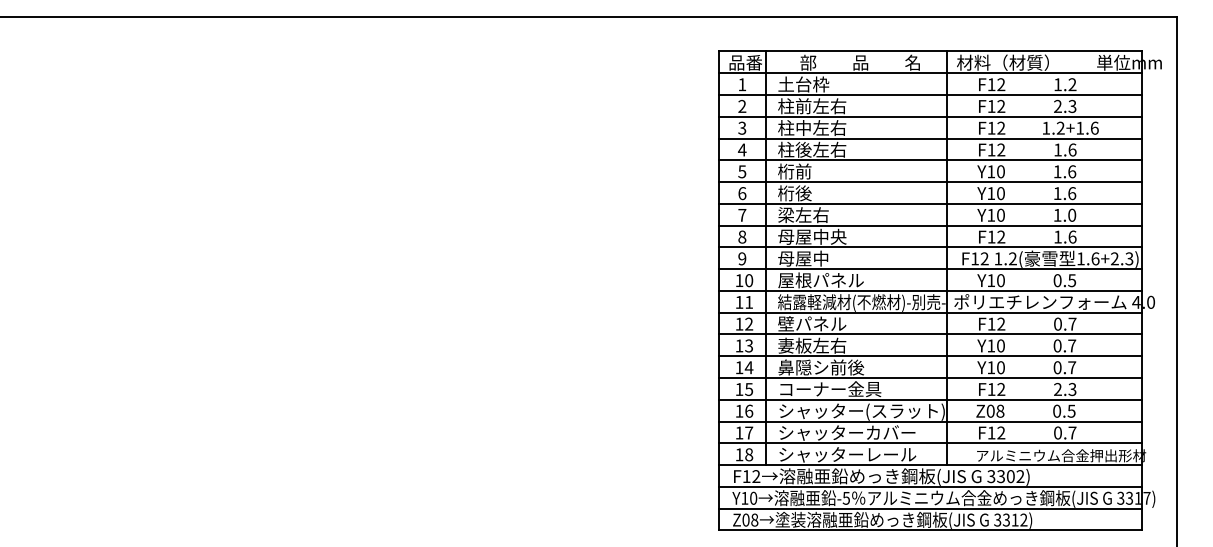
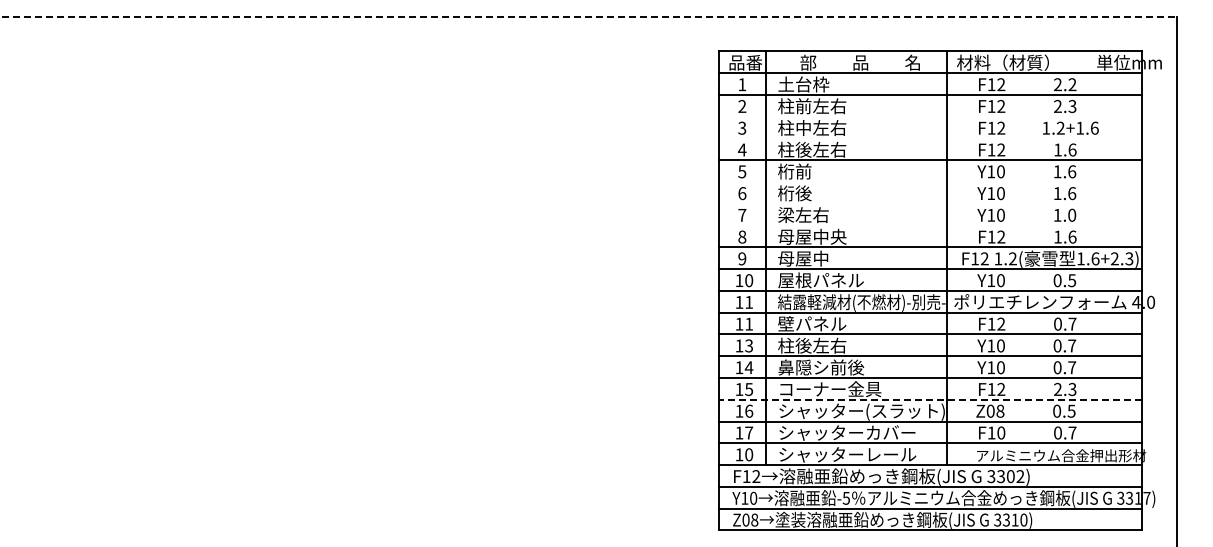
line: solid -> dashed (588, 16)
text: 1.2 -> 2.2 (1057, 84)
line: present -> none (930, 116)
line: present -> none (930, 138)
line: present -> none (930, 182)
line: present -> none (930, 203)
line: present -> none (930, 225)
text: 12 -> 11 (749, 323)
text: 妻板左右 -> 柱後左右 (794, 345)
line: solid -> dashed (929, 399)
text: F12 -> F10 (1001, 432)
text: 18 -> 10 (749, 454)
text: 3312) -> 3310) (1023, 519)
